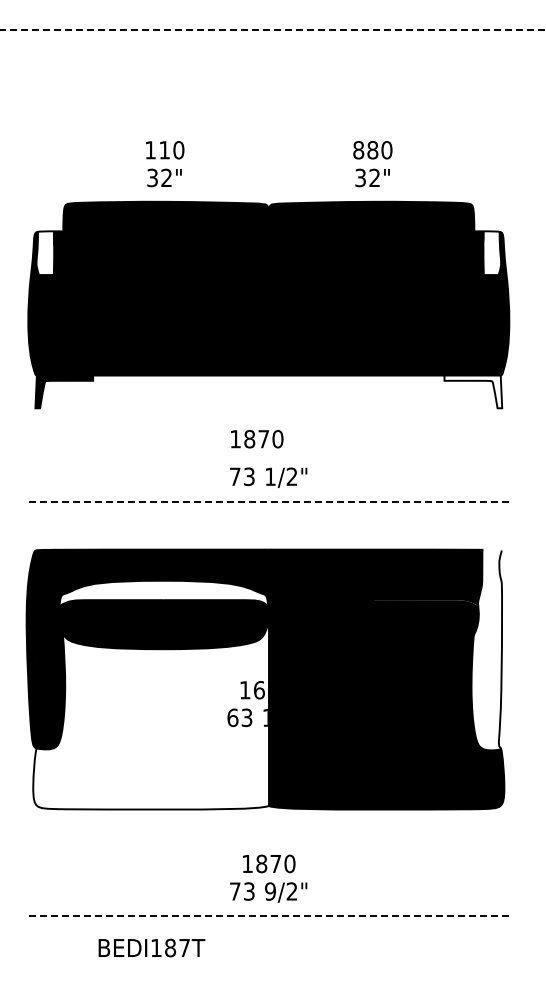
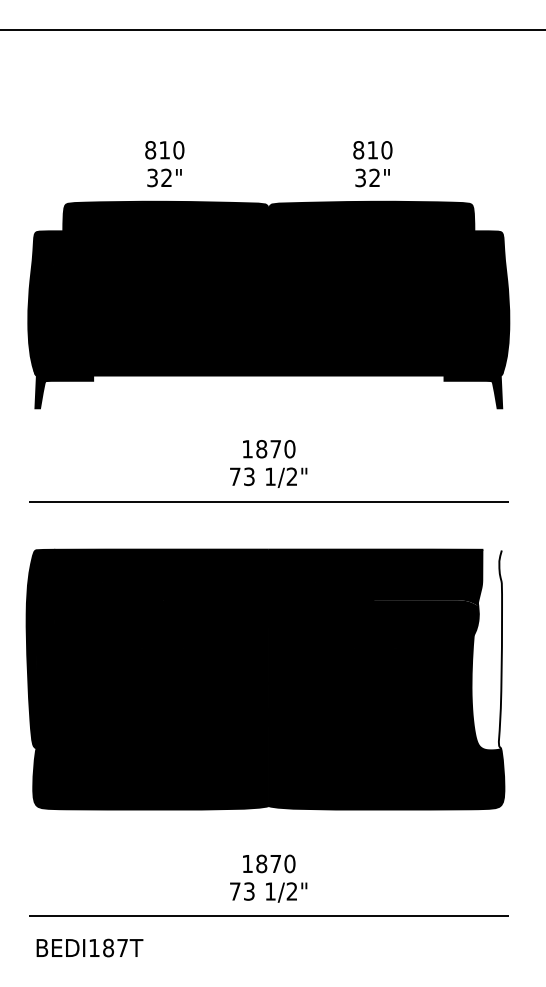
line: dashed -> solid (272, 29)
text: 110 -> 810 (150, 150)
text: 880 -> 810 (372, 150)
fill: none -> present (45, 253)
fill: none -> present (492, 253)
fill: none -> present (473, 391)
text position: (257, 439) -> (269, 449) (269, 449)
line: dashed -> solid (269, 501)
fill: none -> present (163, 593)
fill: none -> present (150, 711)
text: 9/2" -> 1/2" (270, 891)
line: dashed -> solid (268, 916)
text position: (151, 947) -> (89, 947) (89, 947)
